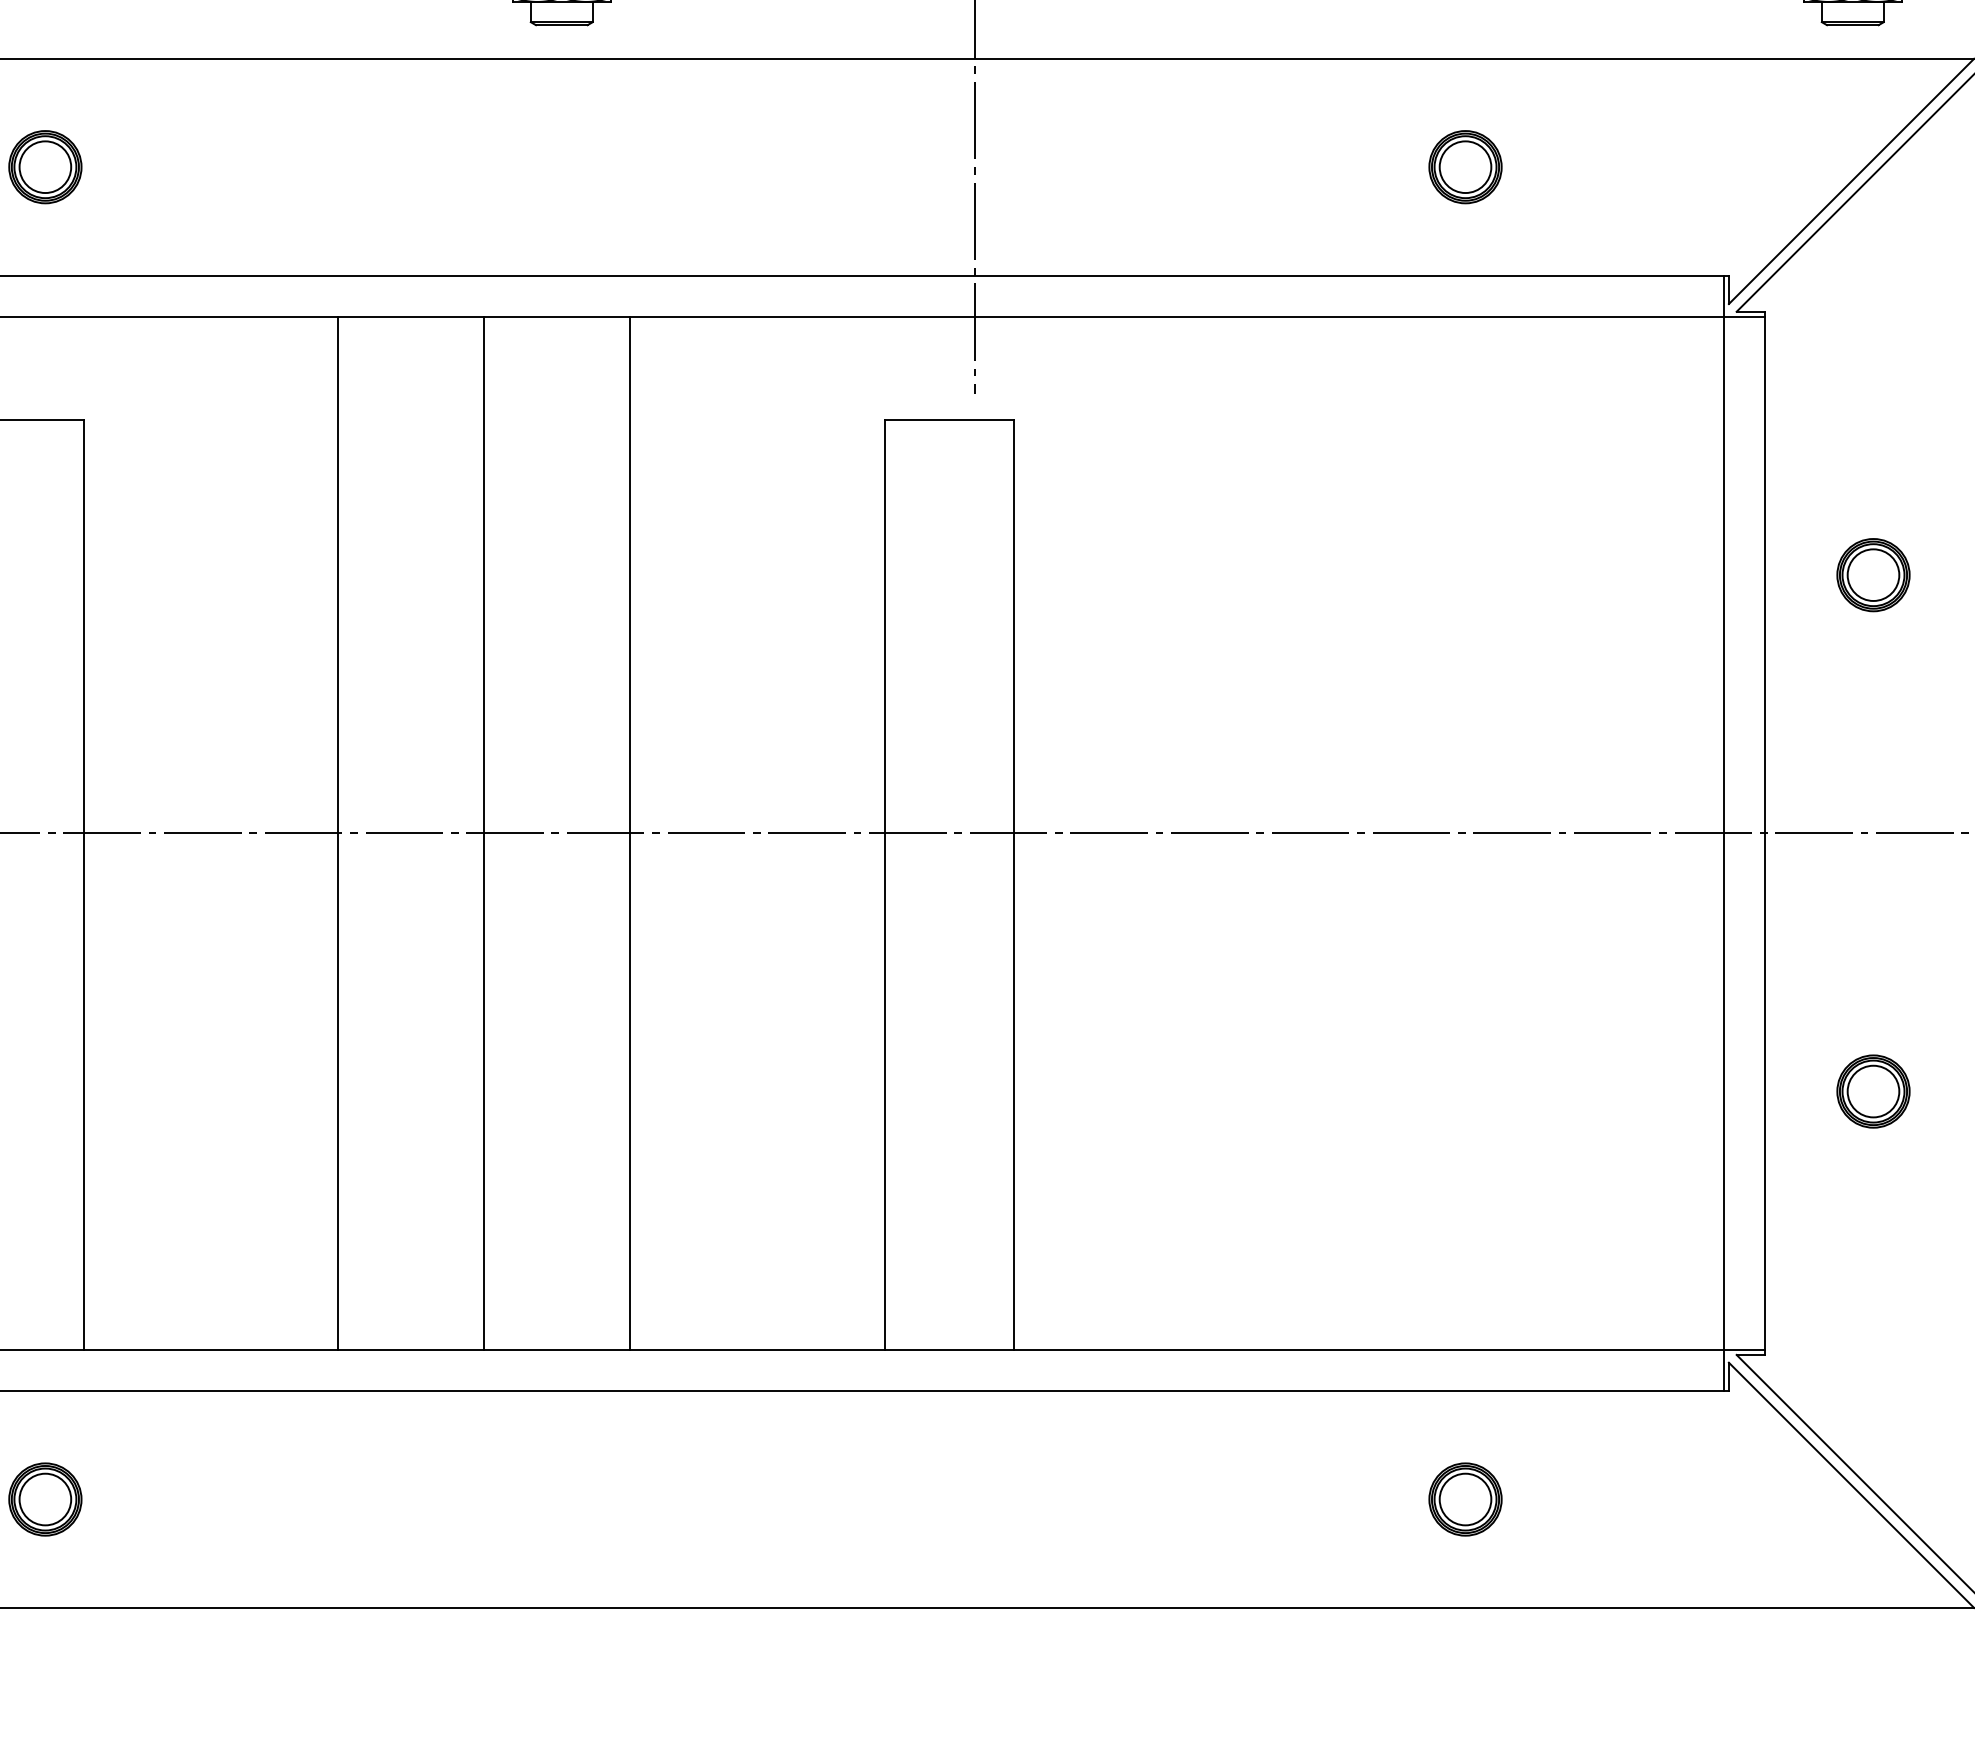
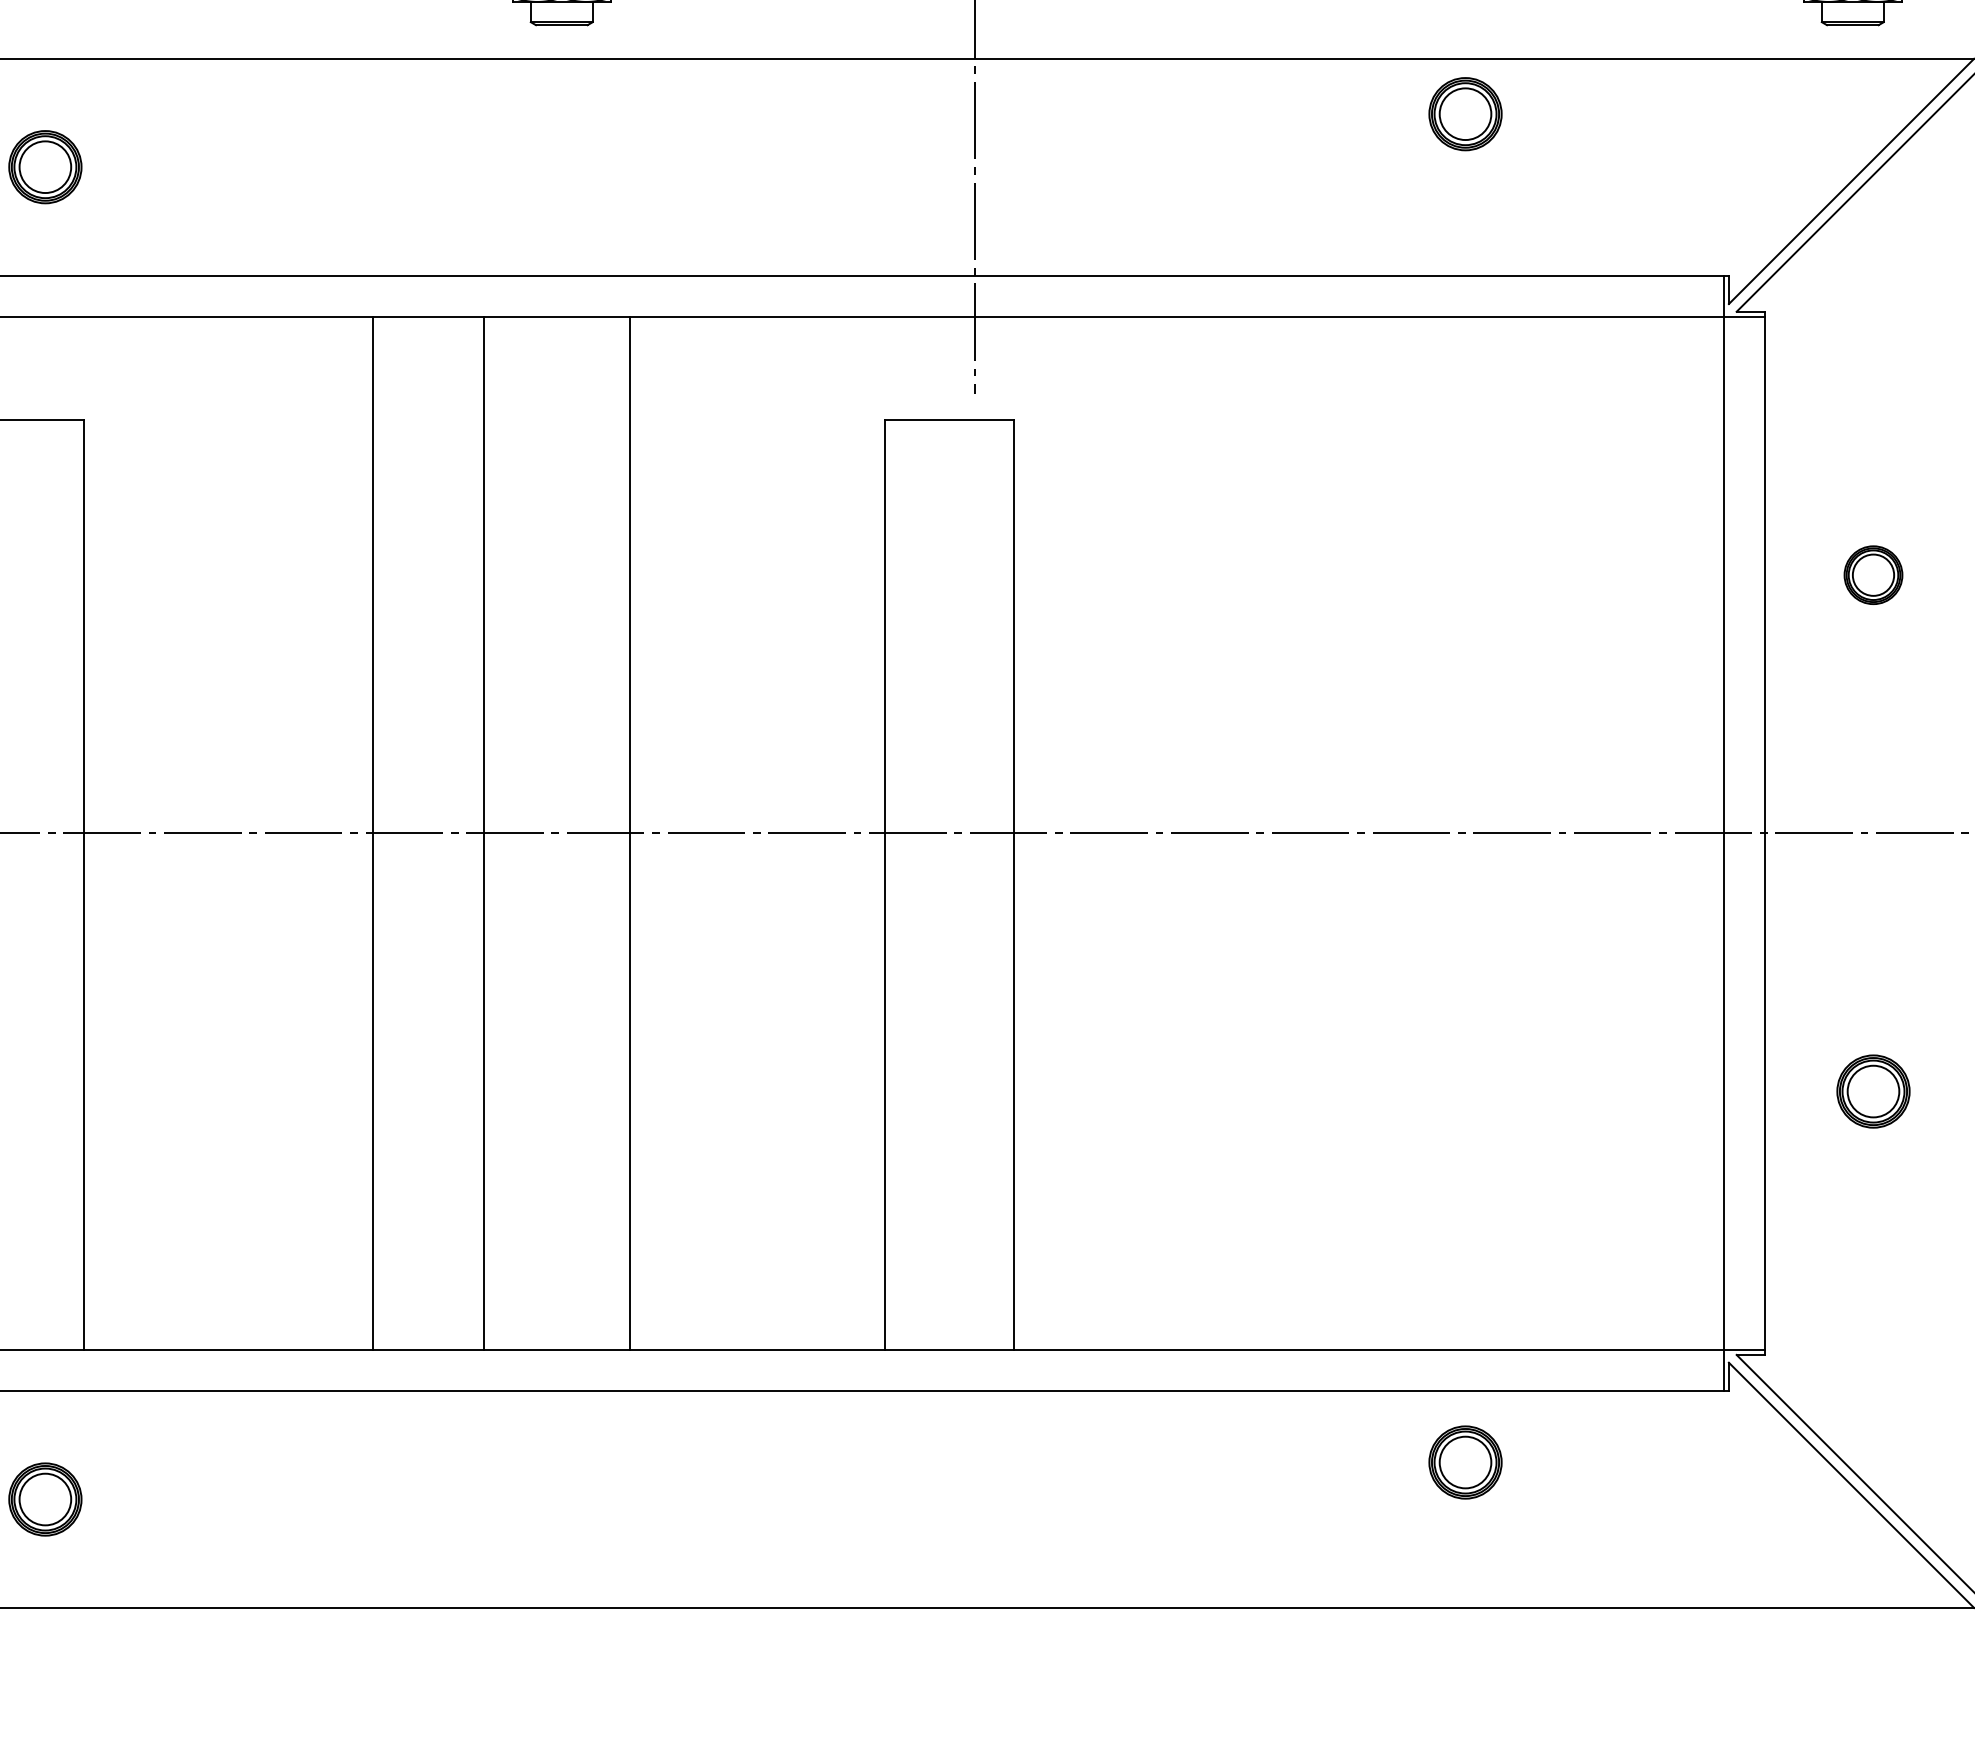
part position: (1465, 167) -> (1465, 114) (1465, 114)
part size: 75x75 px -> 61x60 px (1873, 574)
line position: (338, 832) -> (373, 832) (373, 832)
part position: (1465, 1499) -> (1465, 1462) (1465, 1462)
